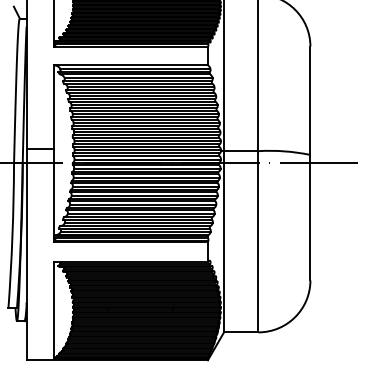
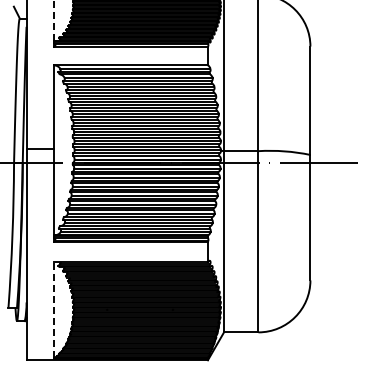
line: solid -> dashed (53, 20)
line: solid -> dashed (53, 310)
